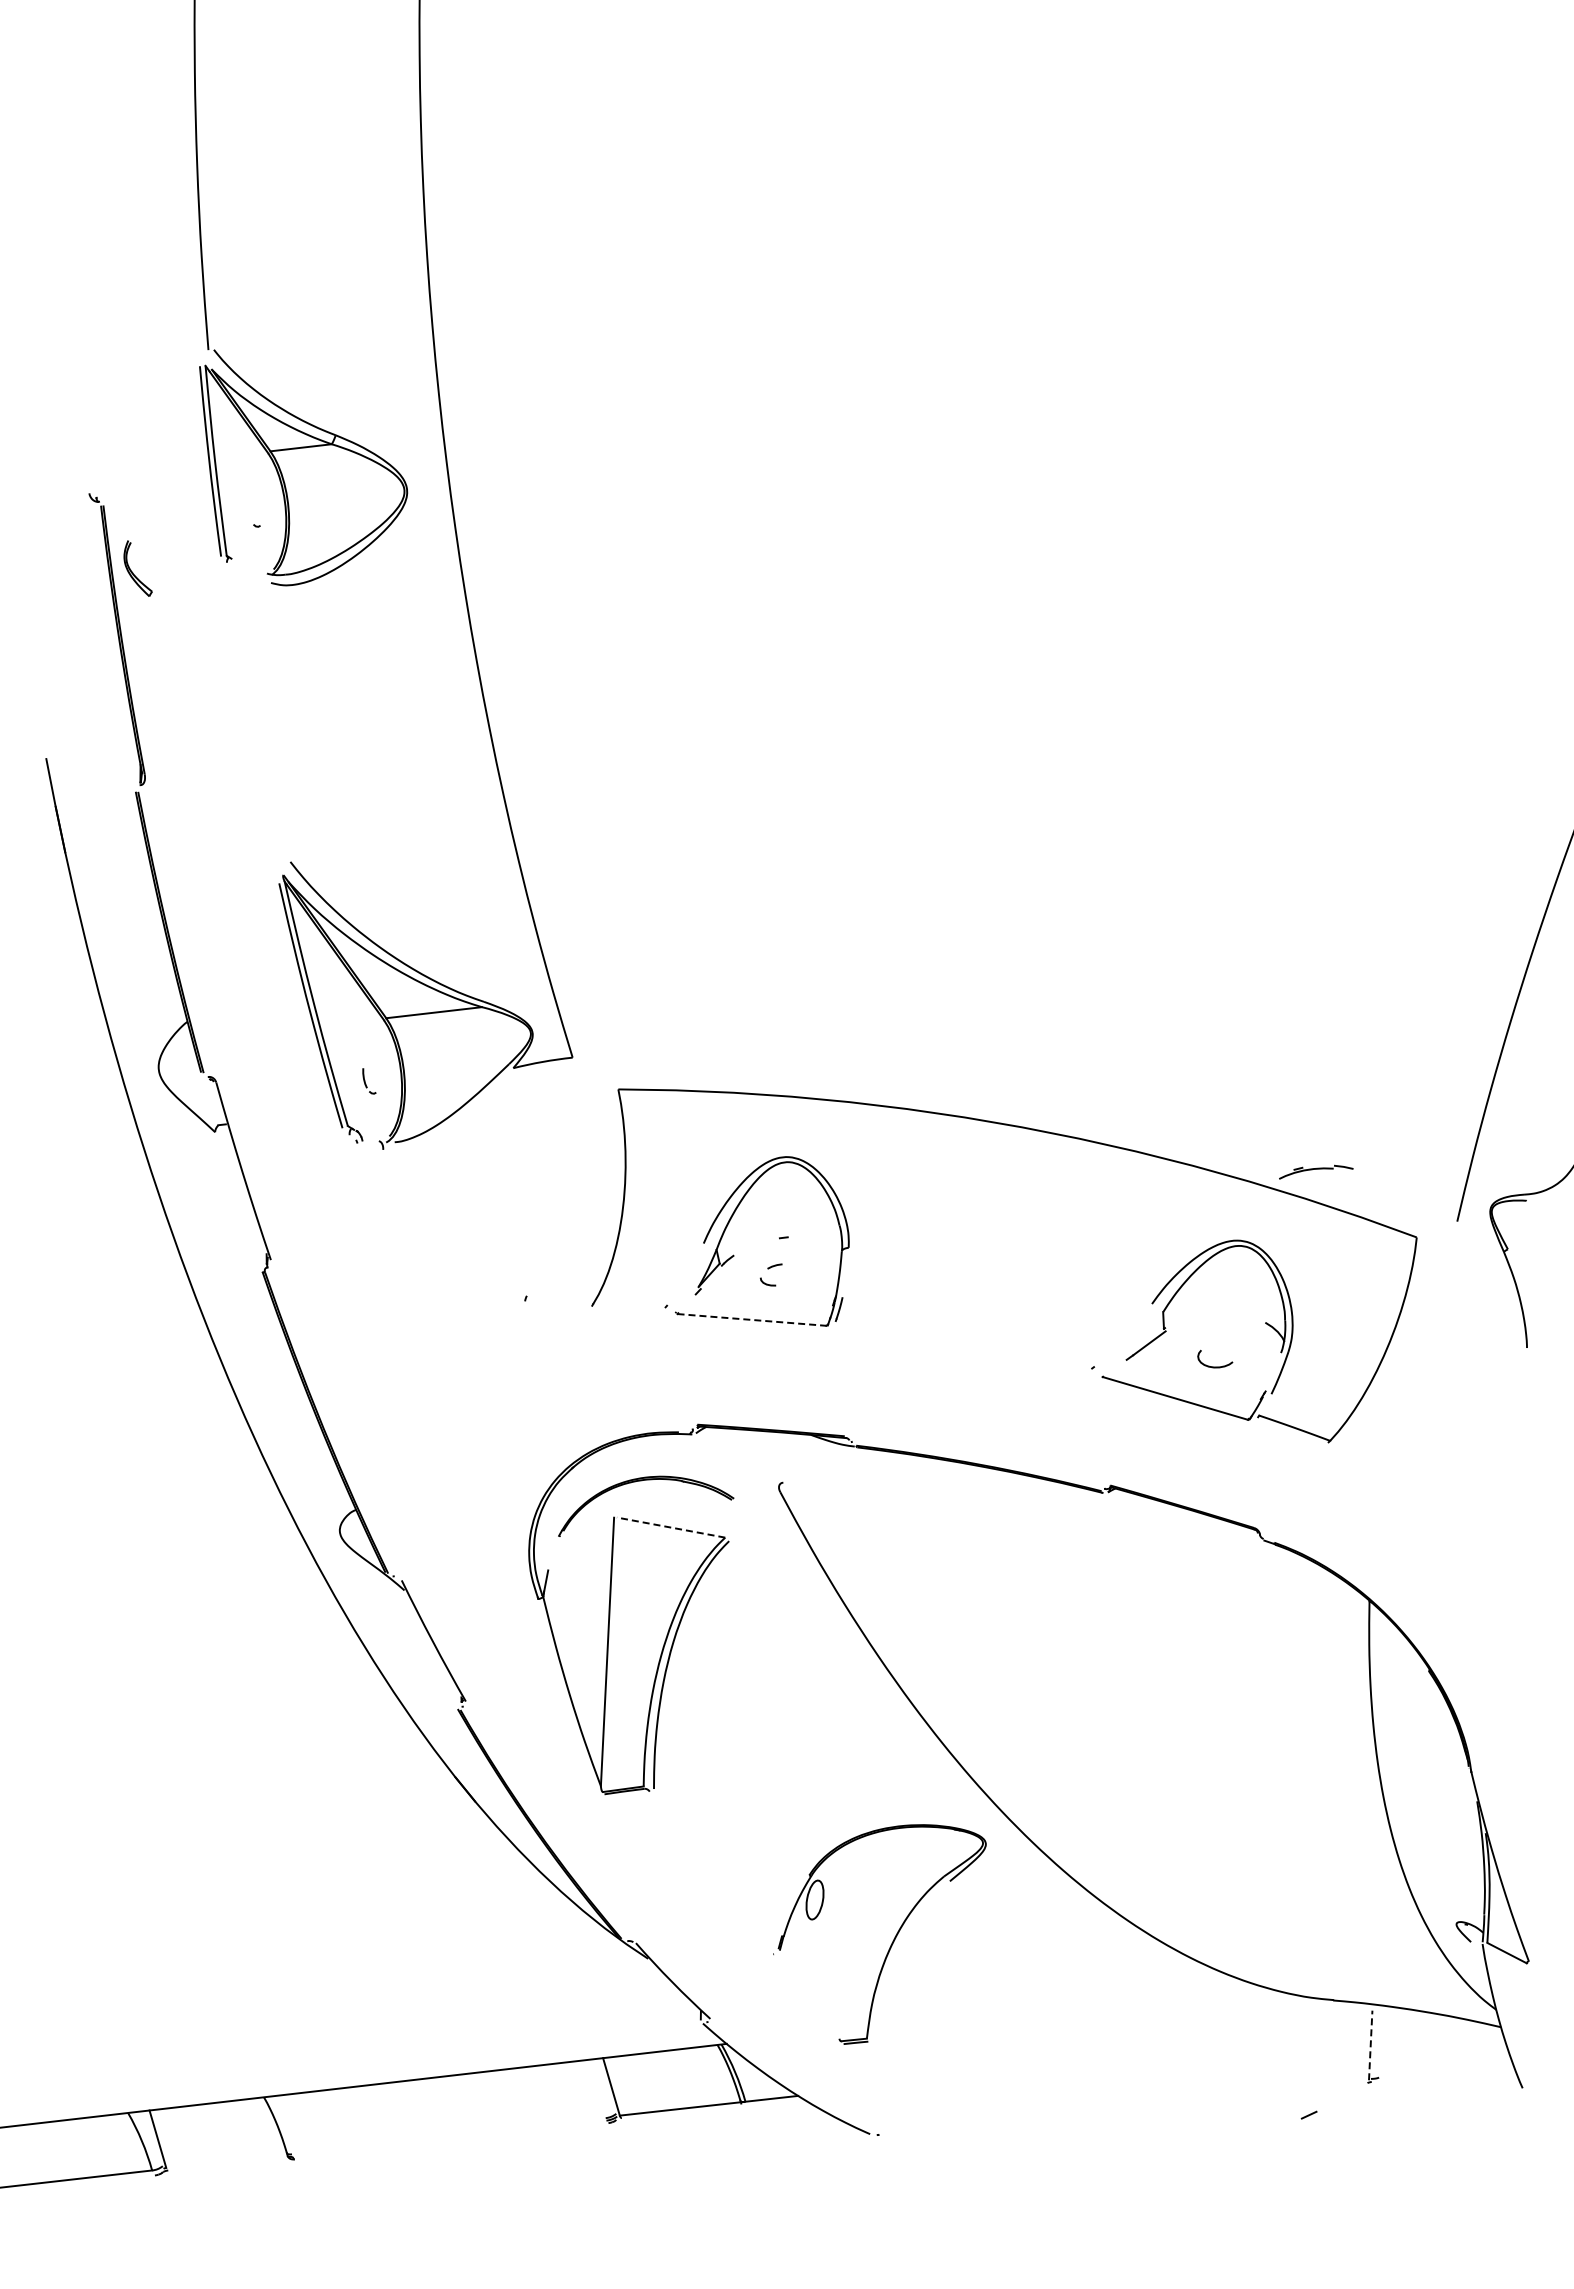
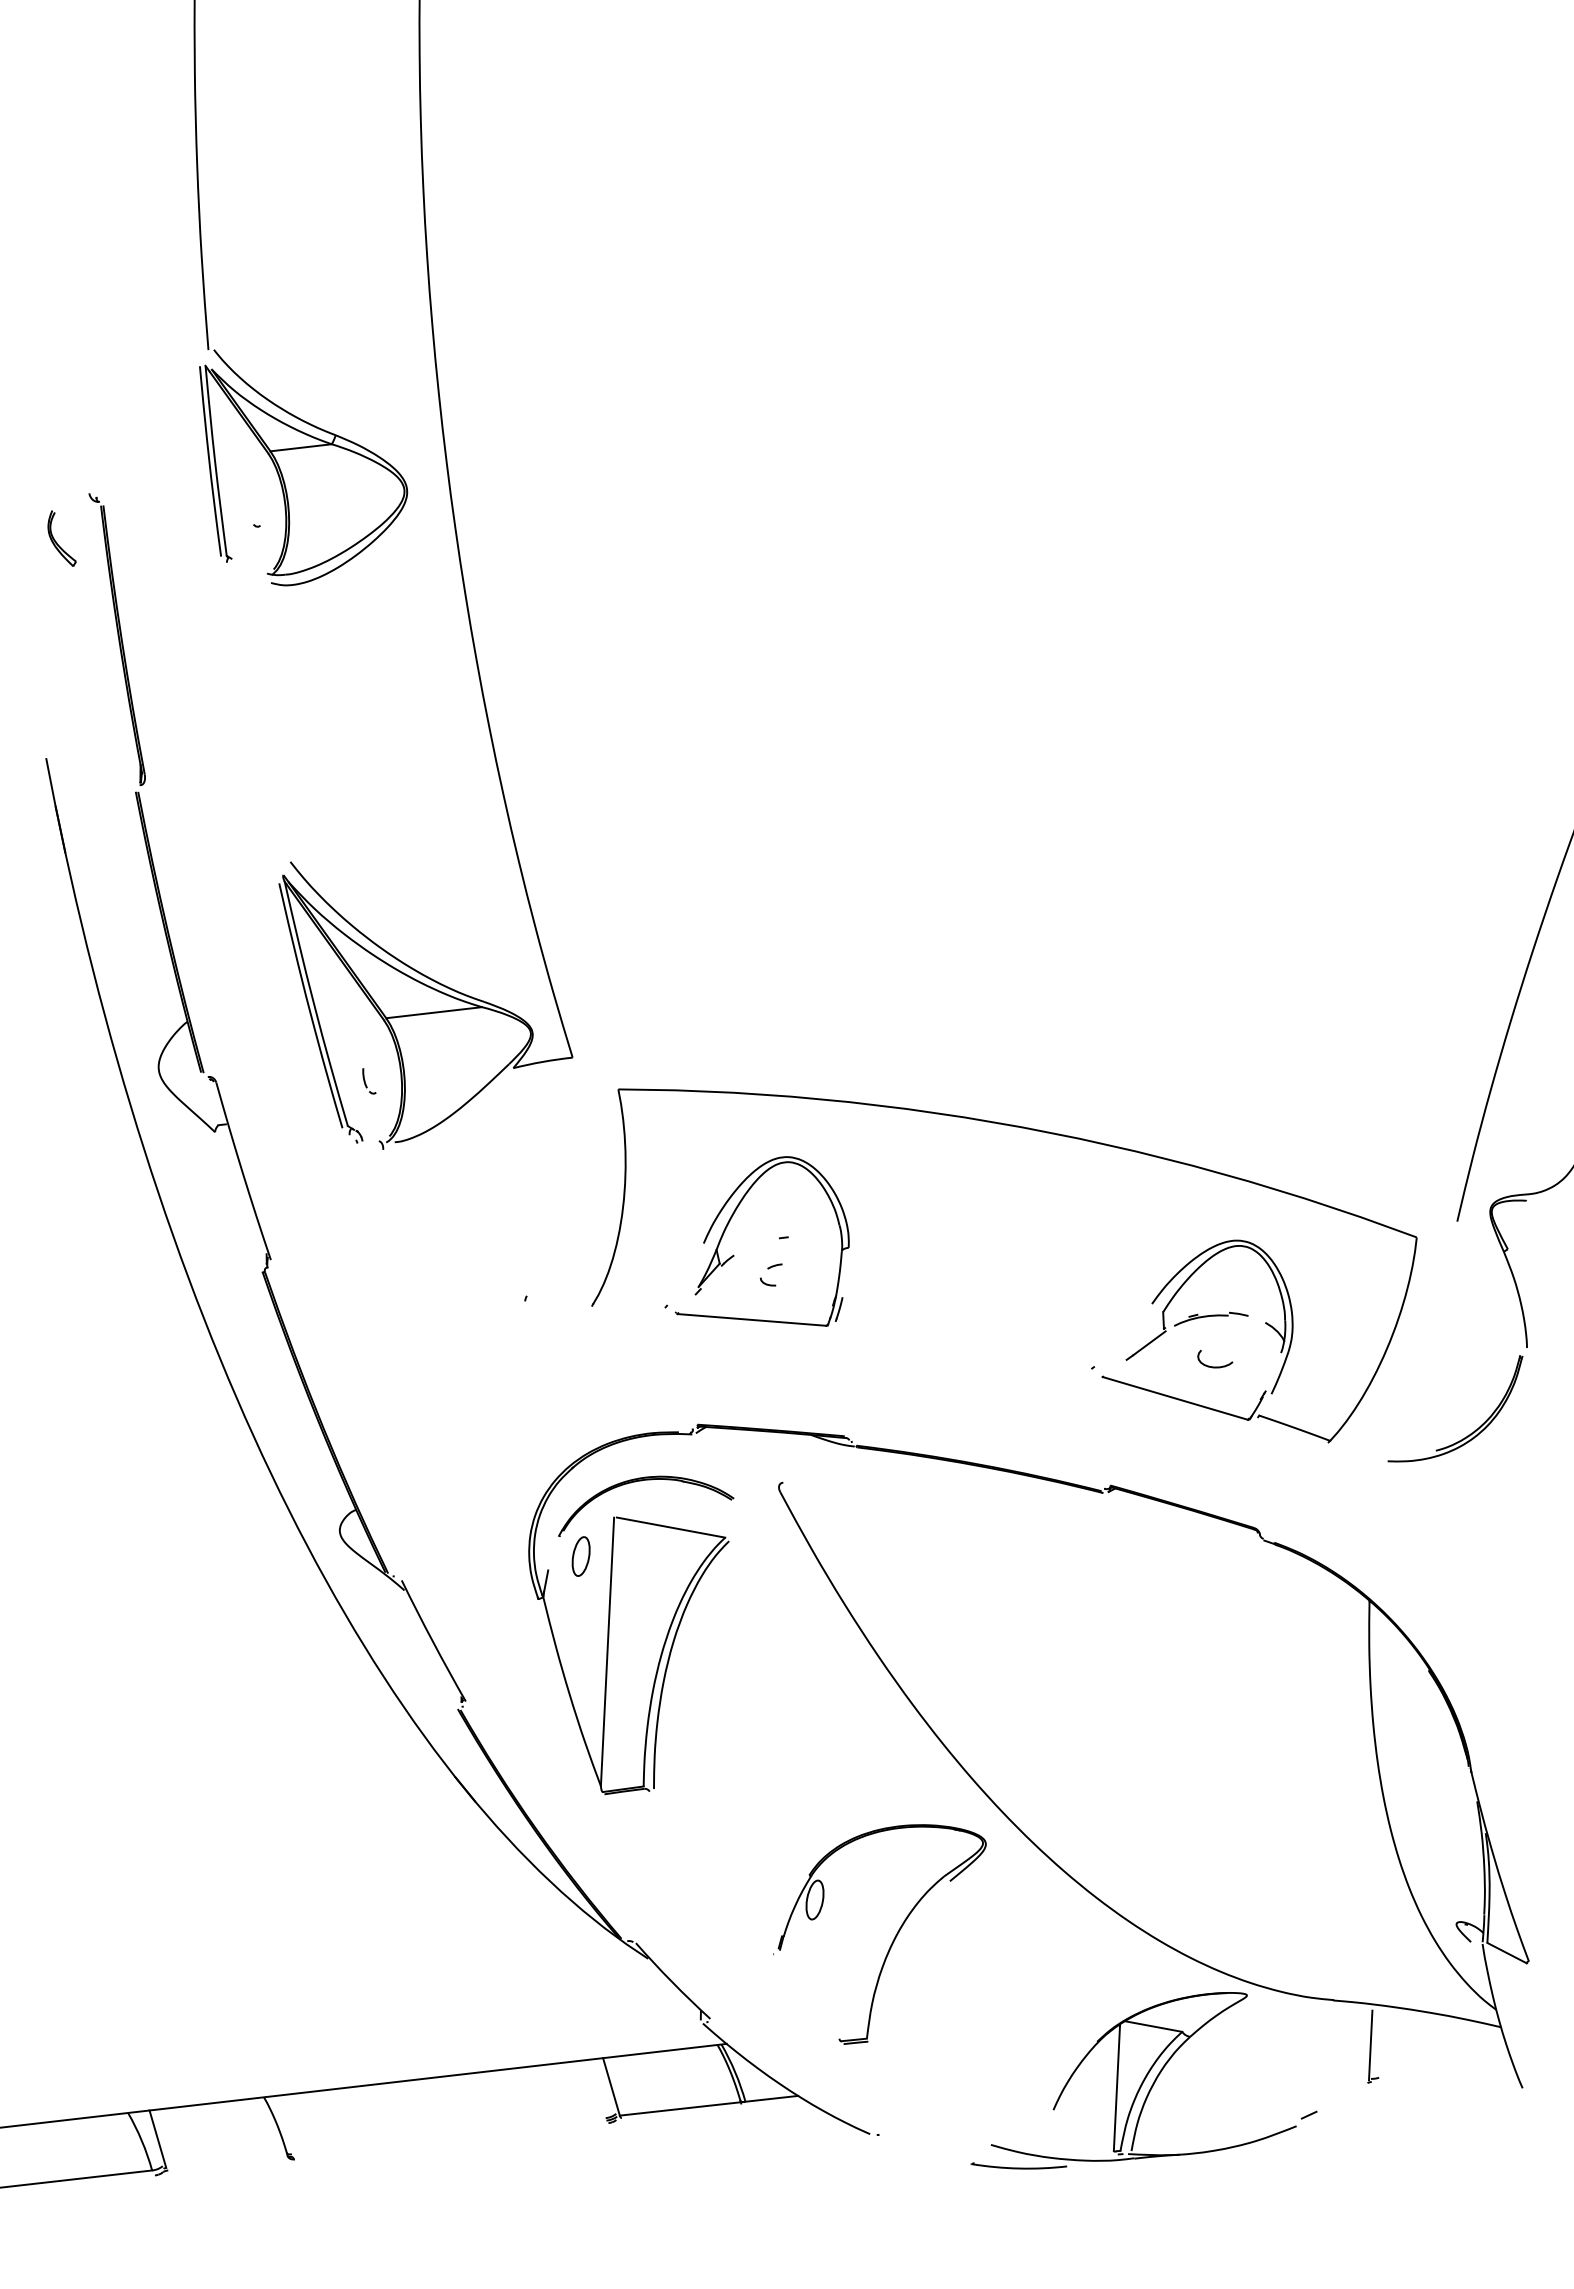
part position: (137, 568) -> (61, 538) (61, 538)
part position: (1316, 1171) -> (1211, 1318) (1211, 1318)
line: dashed -> solid (751, 1319)
part: none -> present (1475, 1429)
line: dashed -> solid (670, 1527)
part: none -> present (580, 1556)
line: dashed -> solid (1370, 2045)
part: none -> present (1133, 2080)
